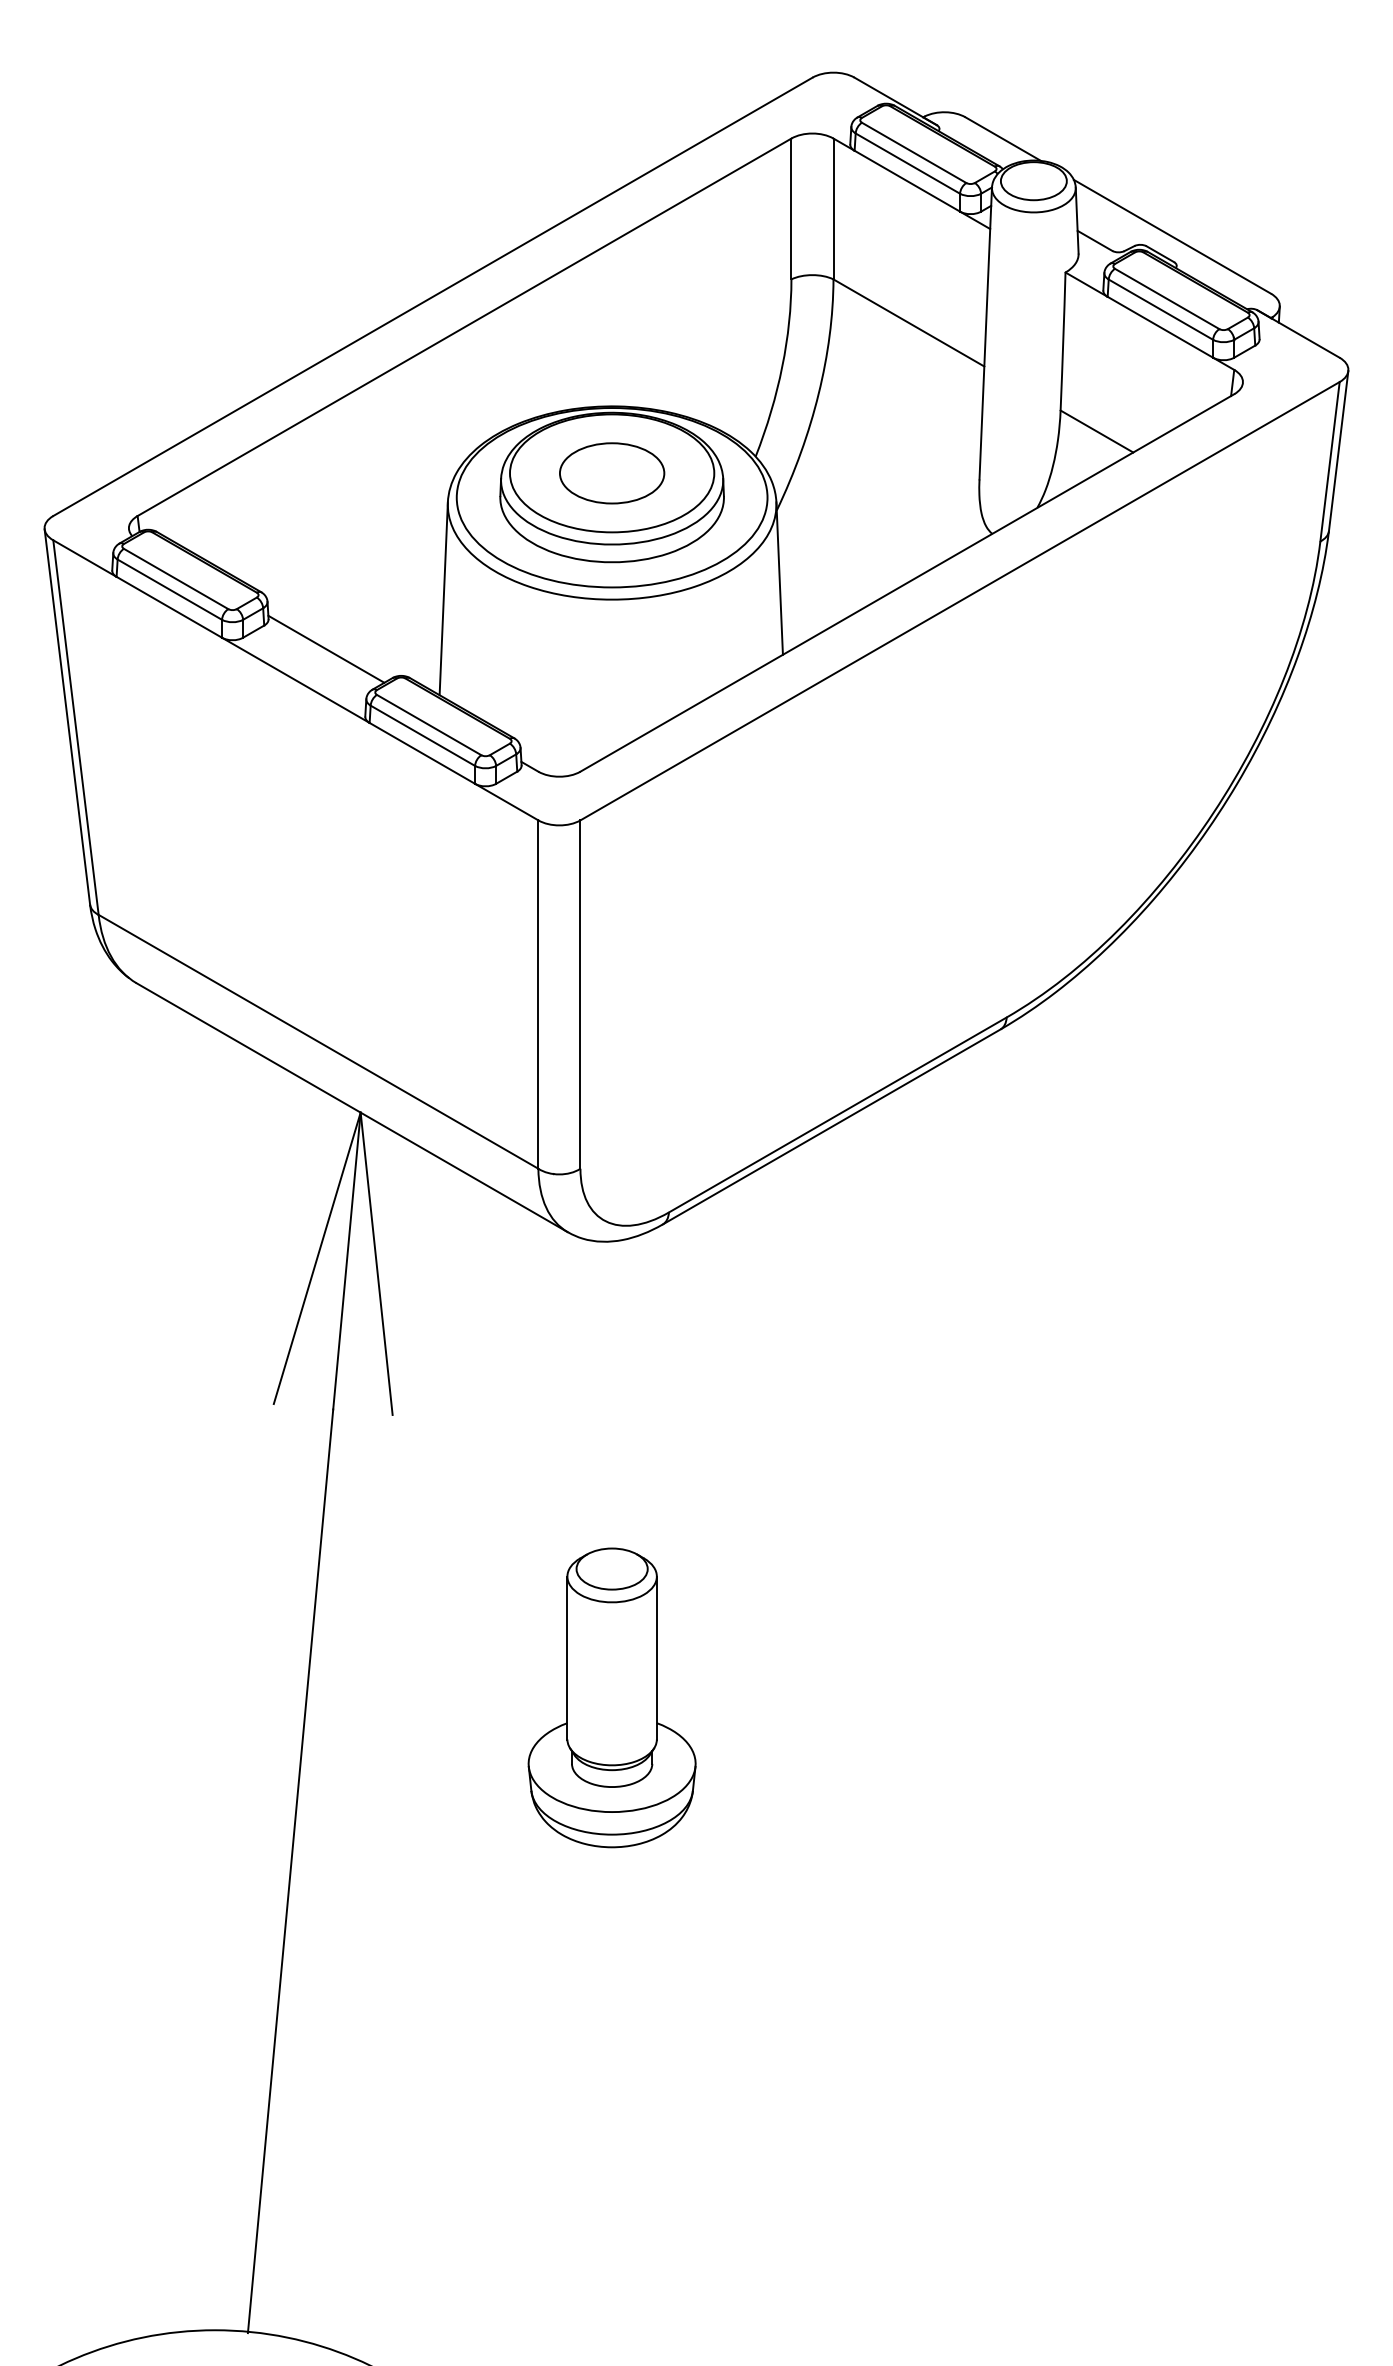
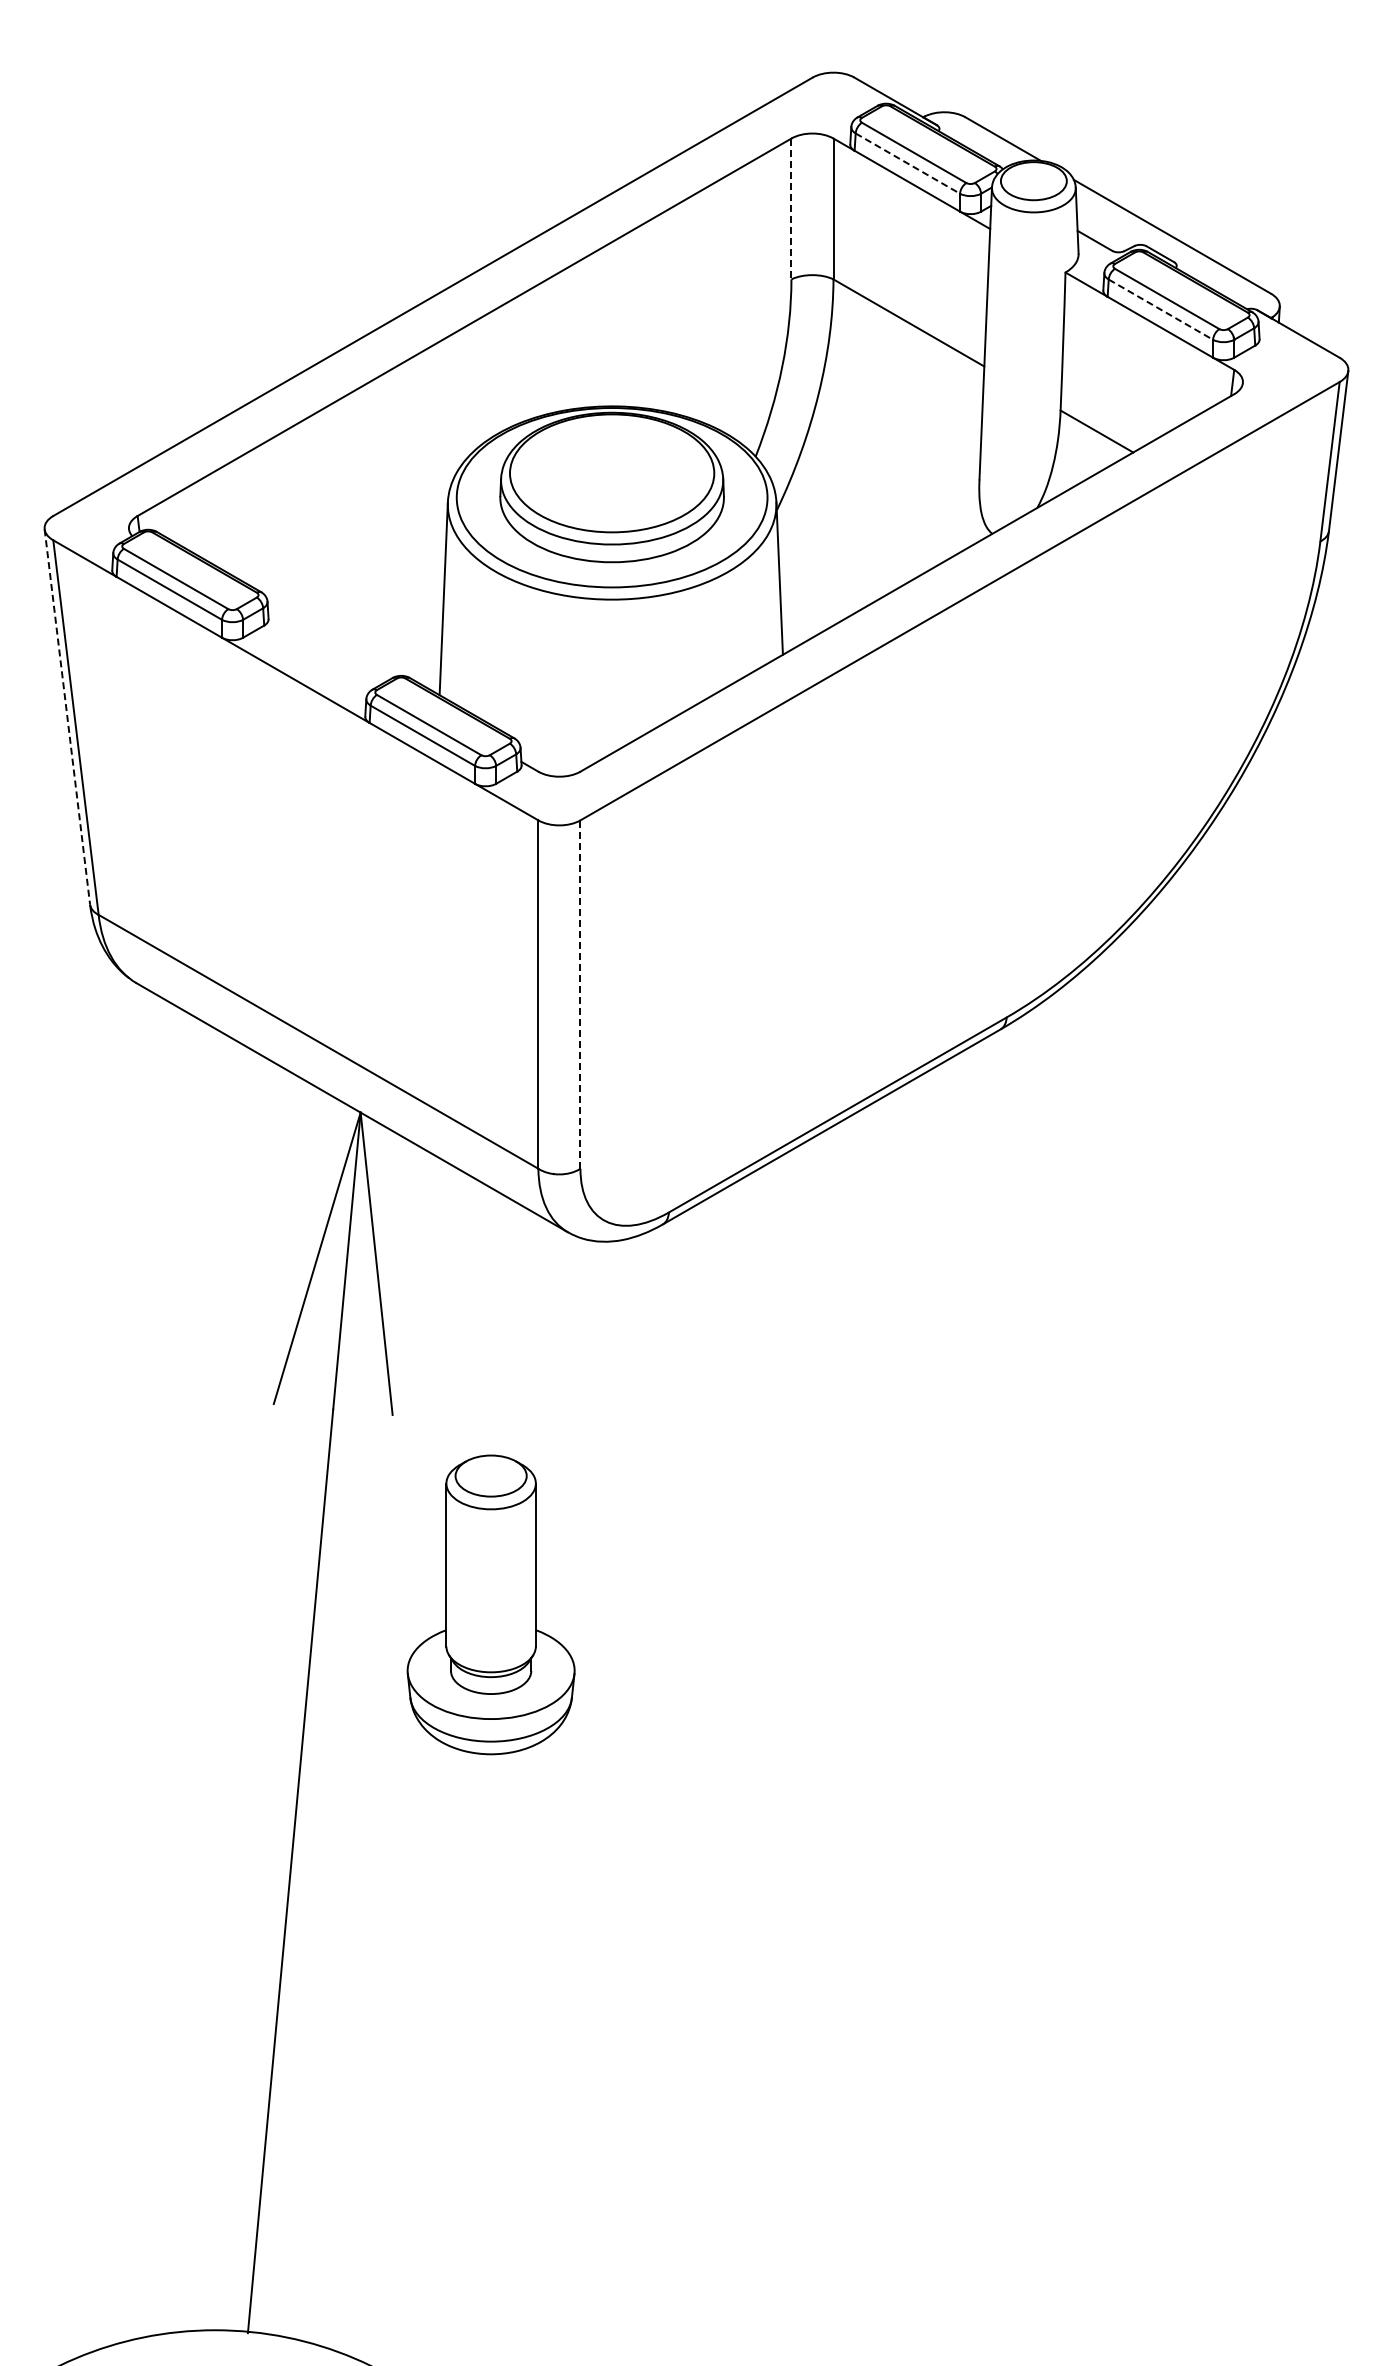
line: solid -> dashed (908, 163)
line: solid -> dashed (791, 209)
line: solid -> dashed (1161, 309)
part: present -> none (612, 473)
line: present -> none (326, 648)
line: solid -> dashed (67, 717)
line: solid -> dashed (580, 994)
part position: (611, 1697) -> (490, 1604) (490, 1604)
